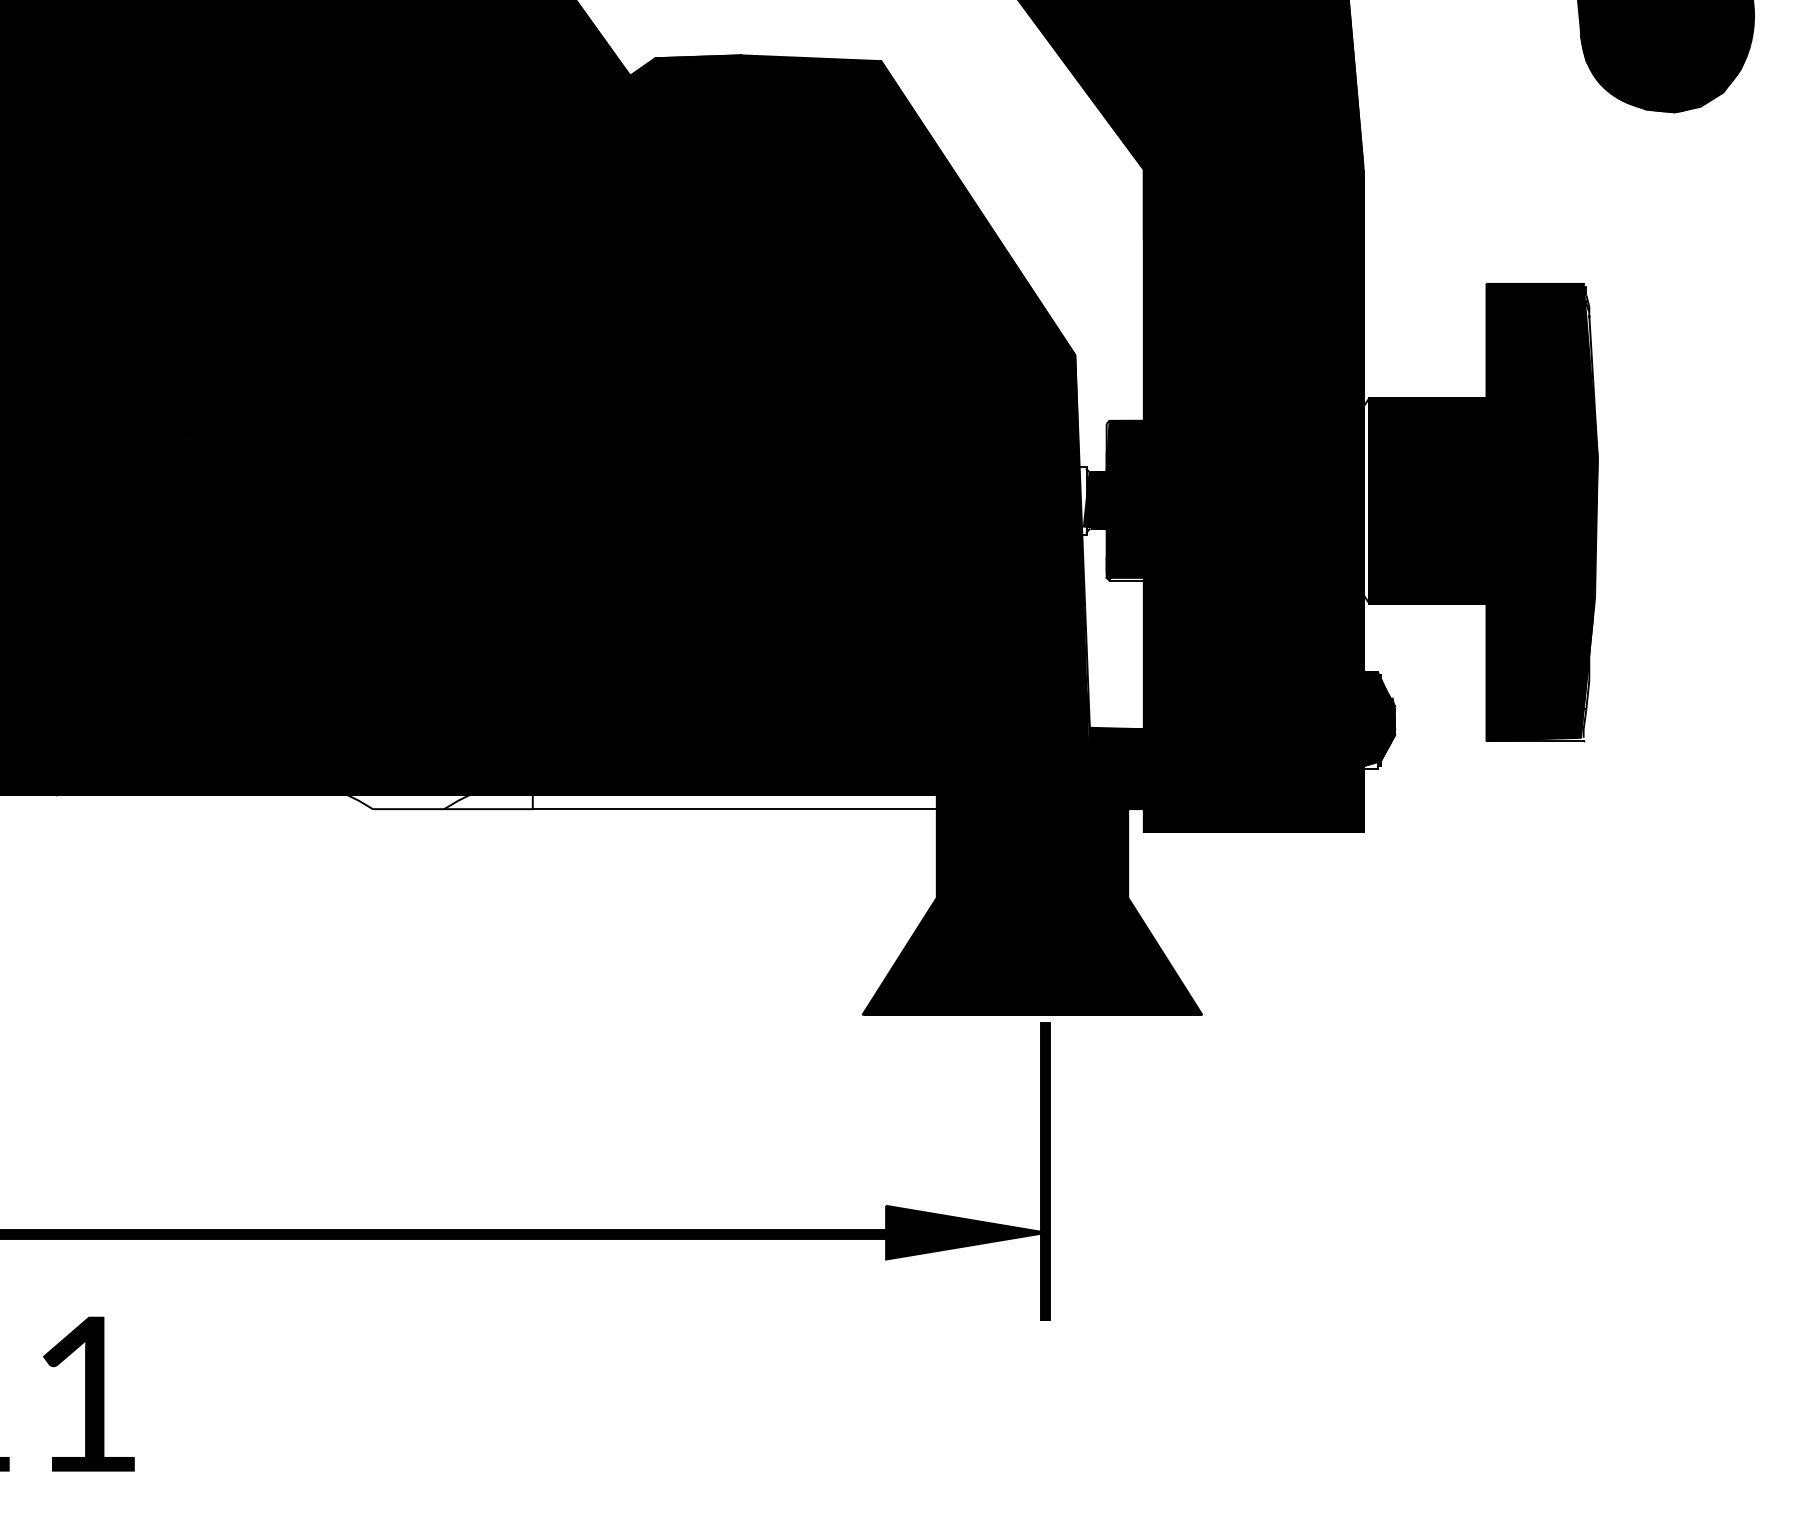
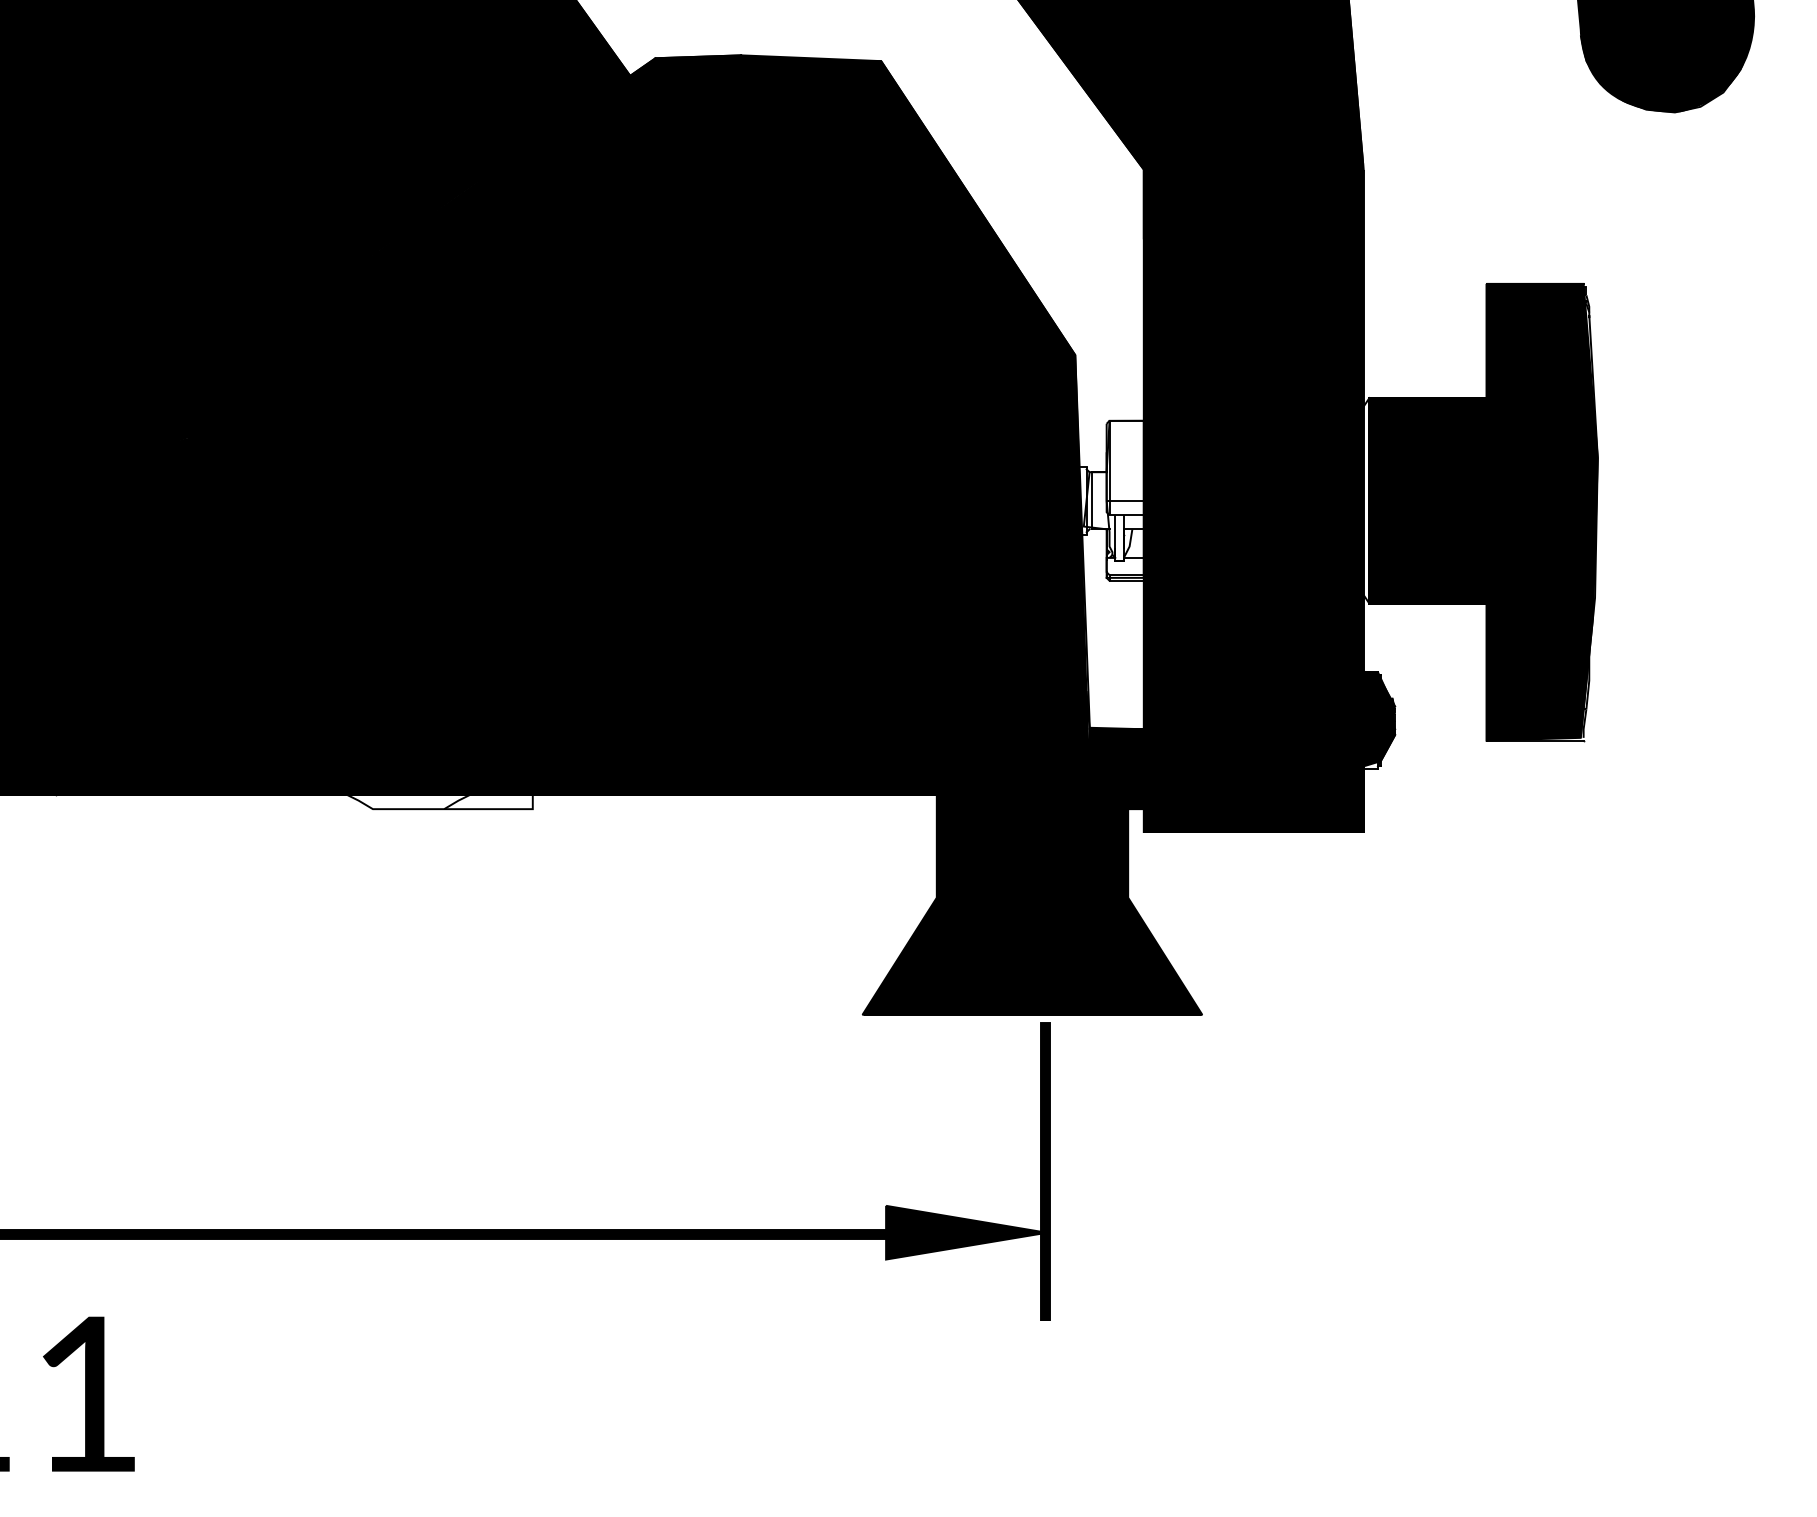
fill: present -> none (1113, 498)
line: present -> none (735, 809)
